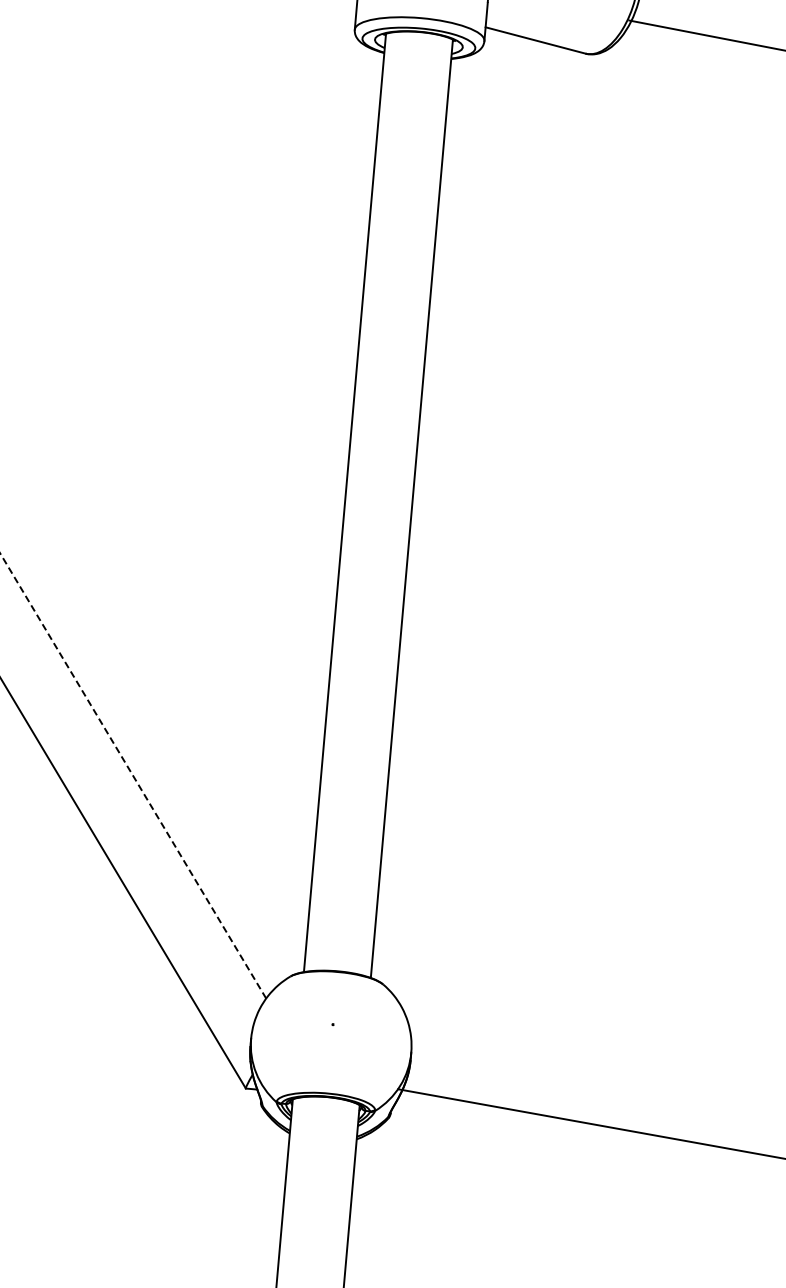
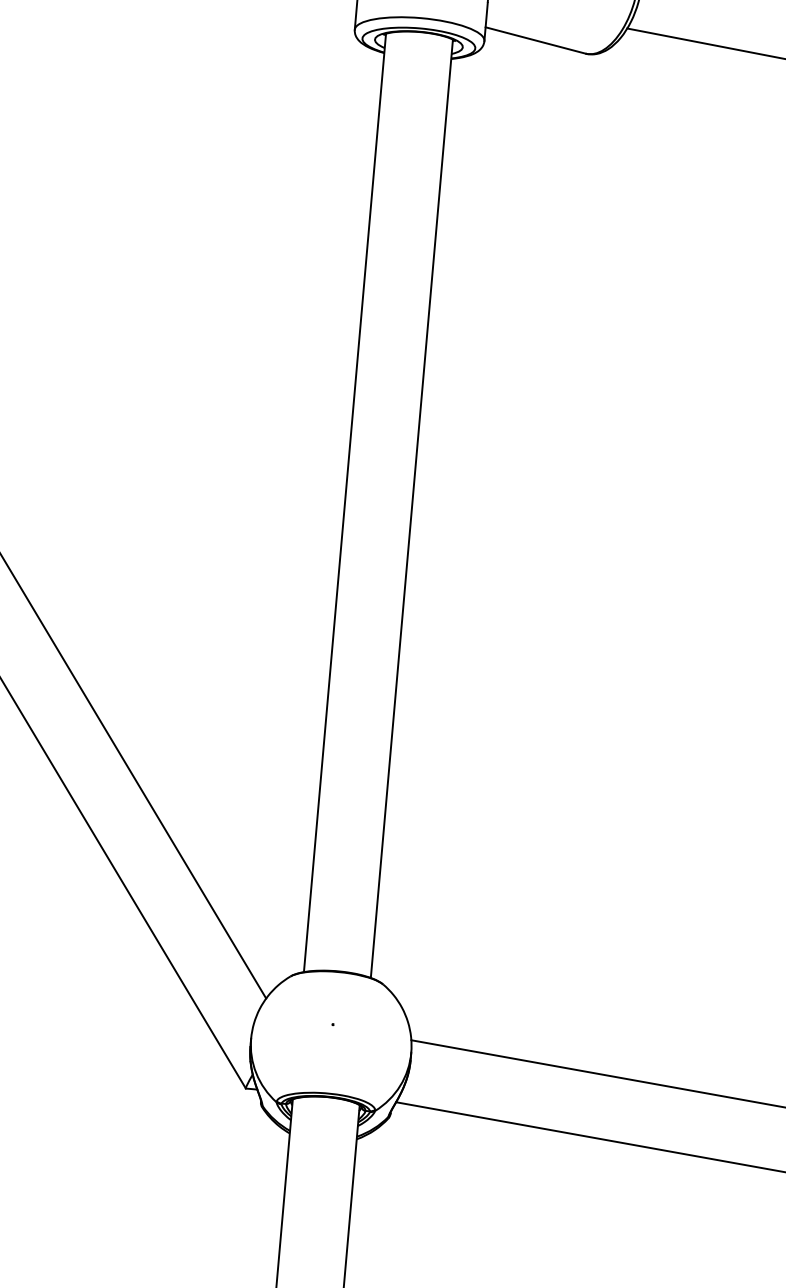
line position: (705, 35) -> (704, 43) (704, 43)
line: dashed -> solid (132, 775)
line: none -> present (596, 1073)
line position: (590, 1123) -> (589, 1136) (589, 1136)
